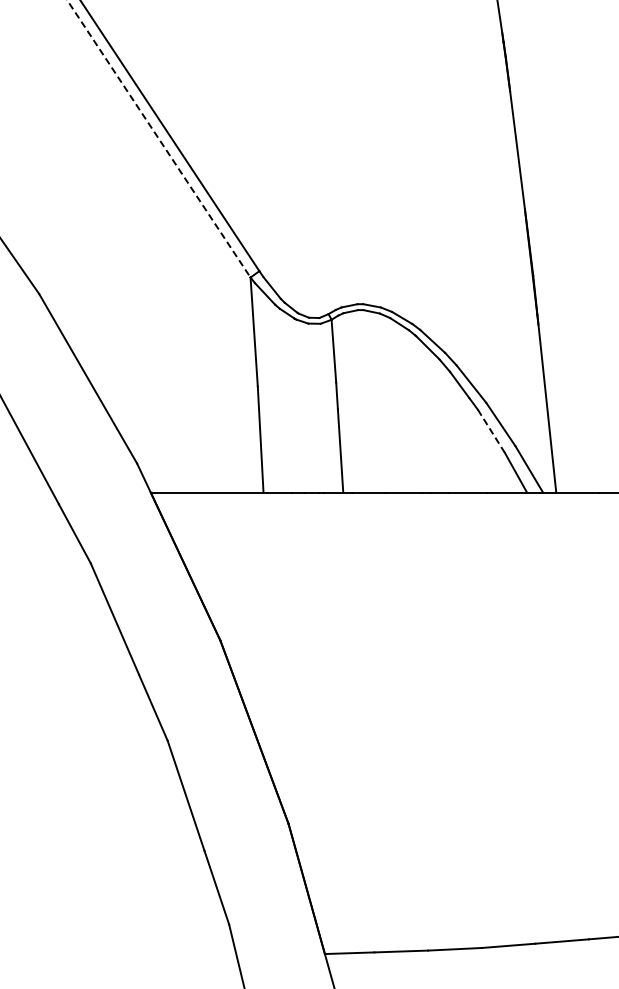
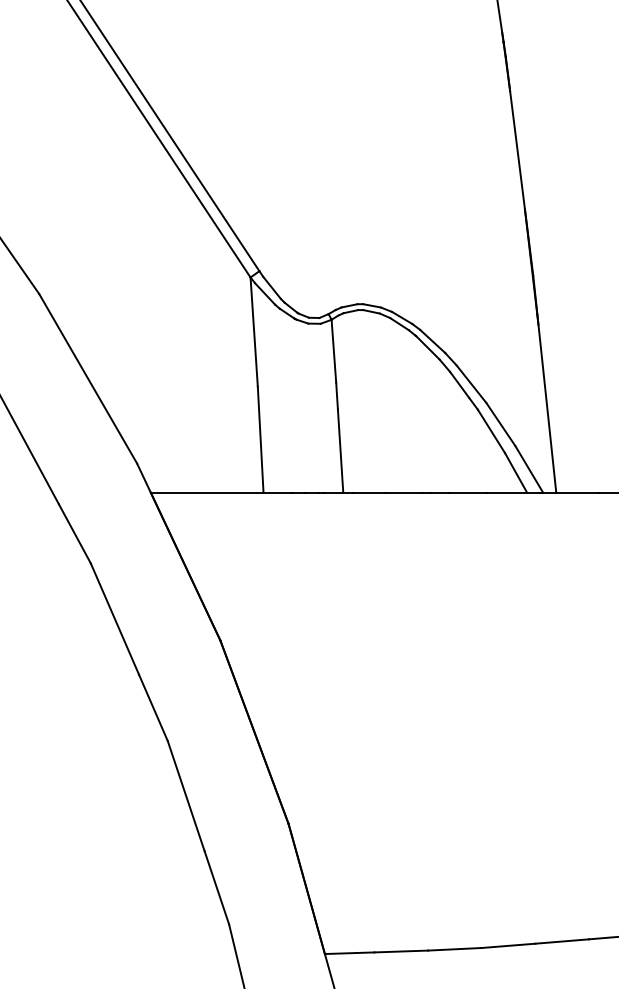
line: dashed -> solid (159, 139)
line: dashed -> solid (491, 431)
